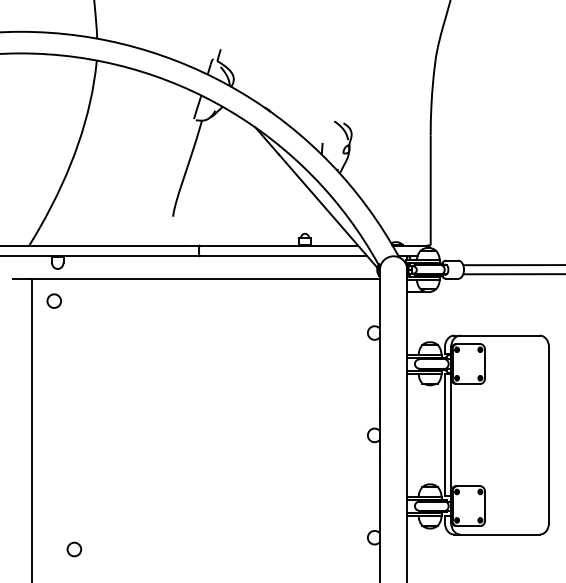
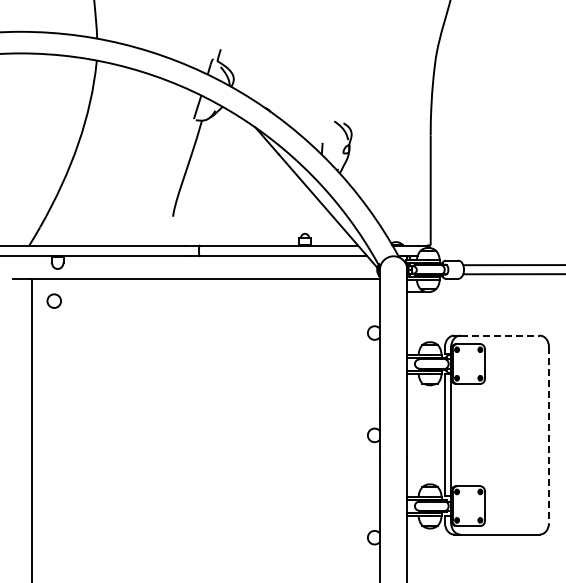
line: solid -> dashed (500, 335)
line: solid -> dashed (548, 435)
circle: present -> none (74, 549)
